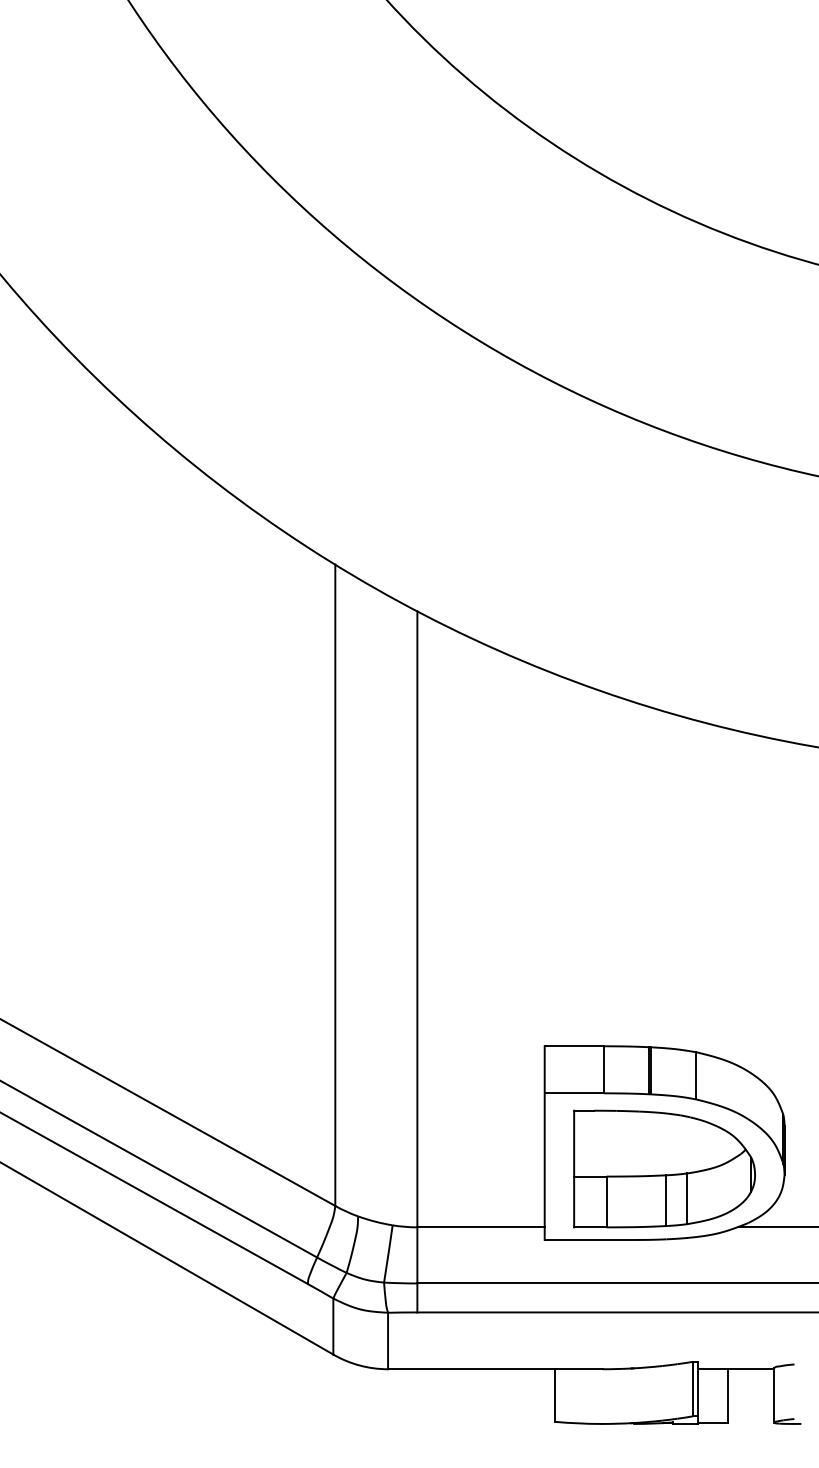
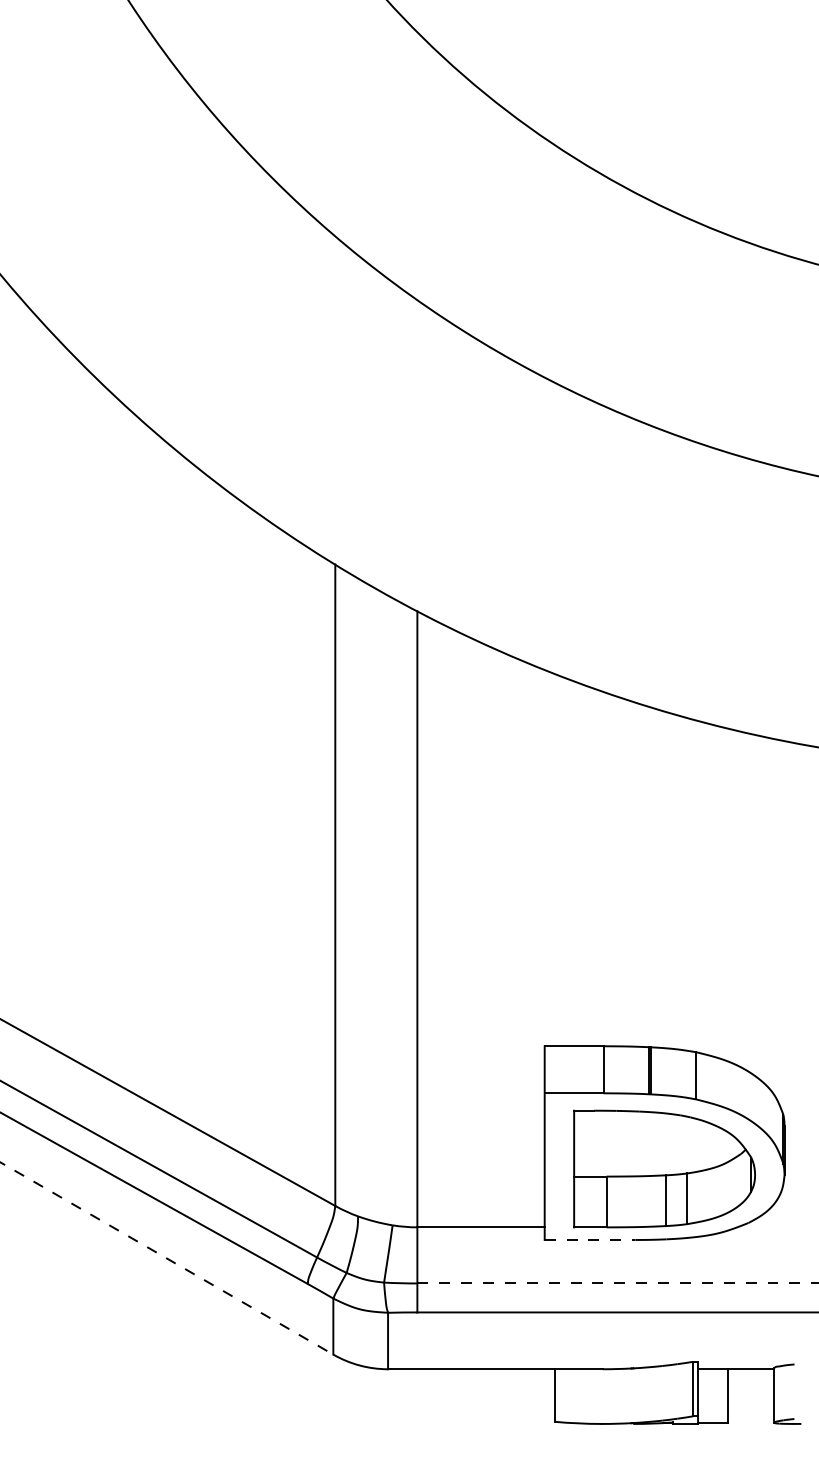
line: present -> none (776, 1227)
line: solid -> dashed (590, 1239)
line: solid -> dashed (167, 1258)
line: solid -> dashed (618, 1283)
